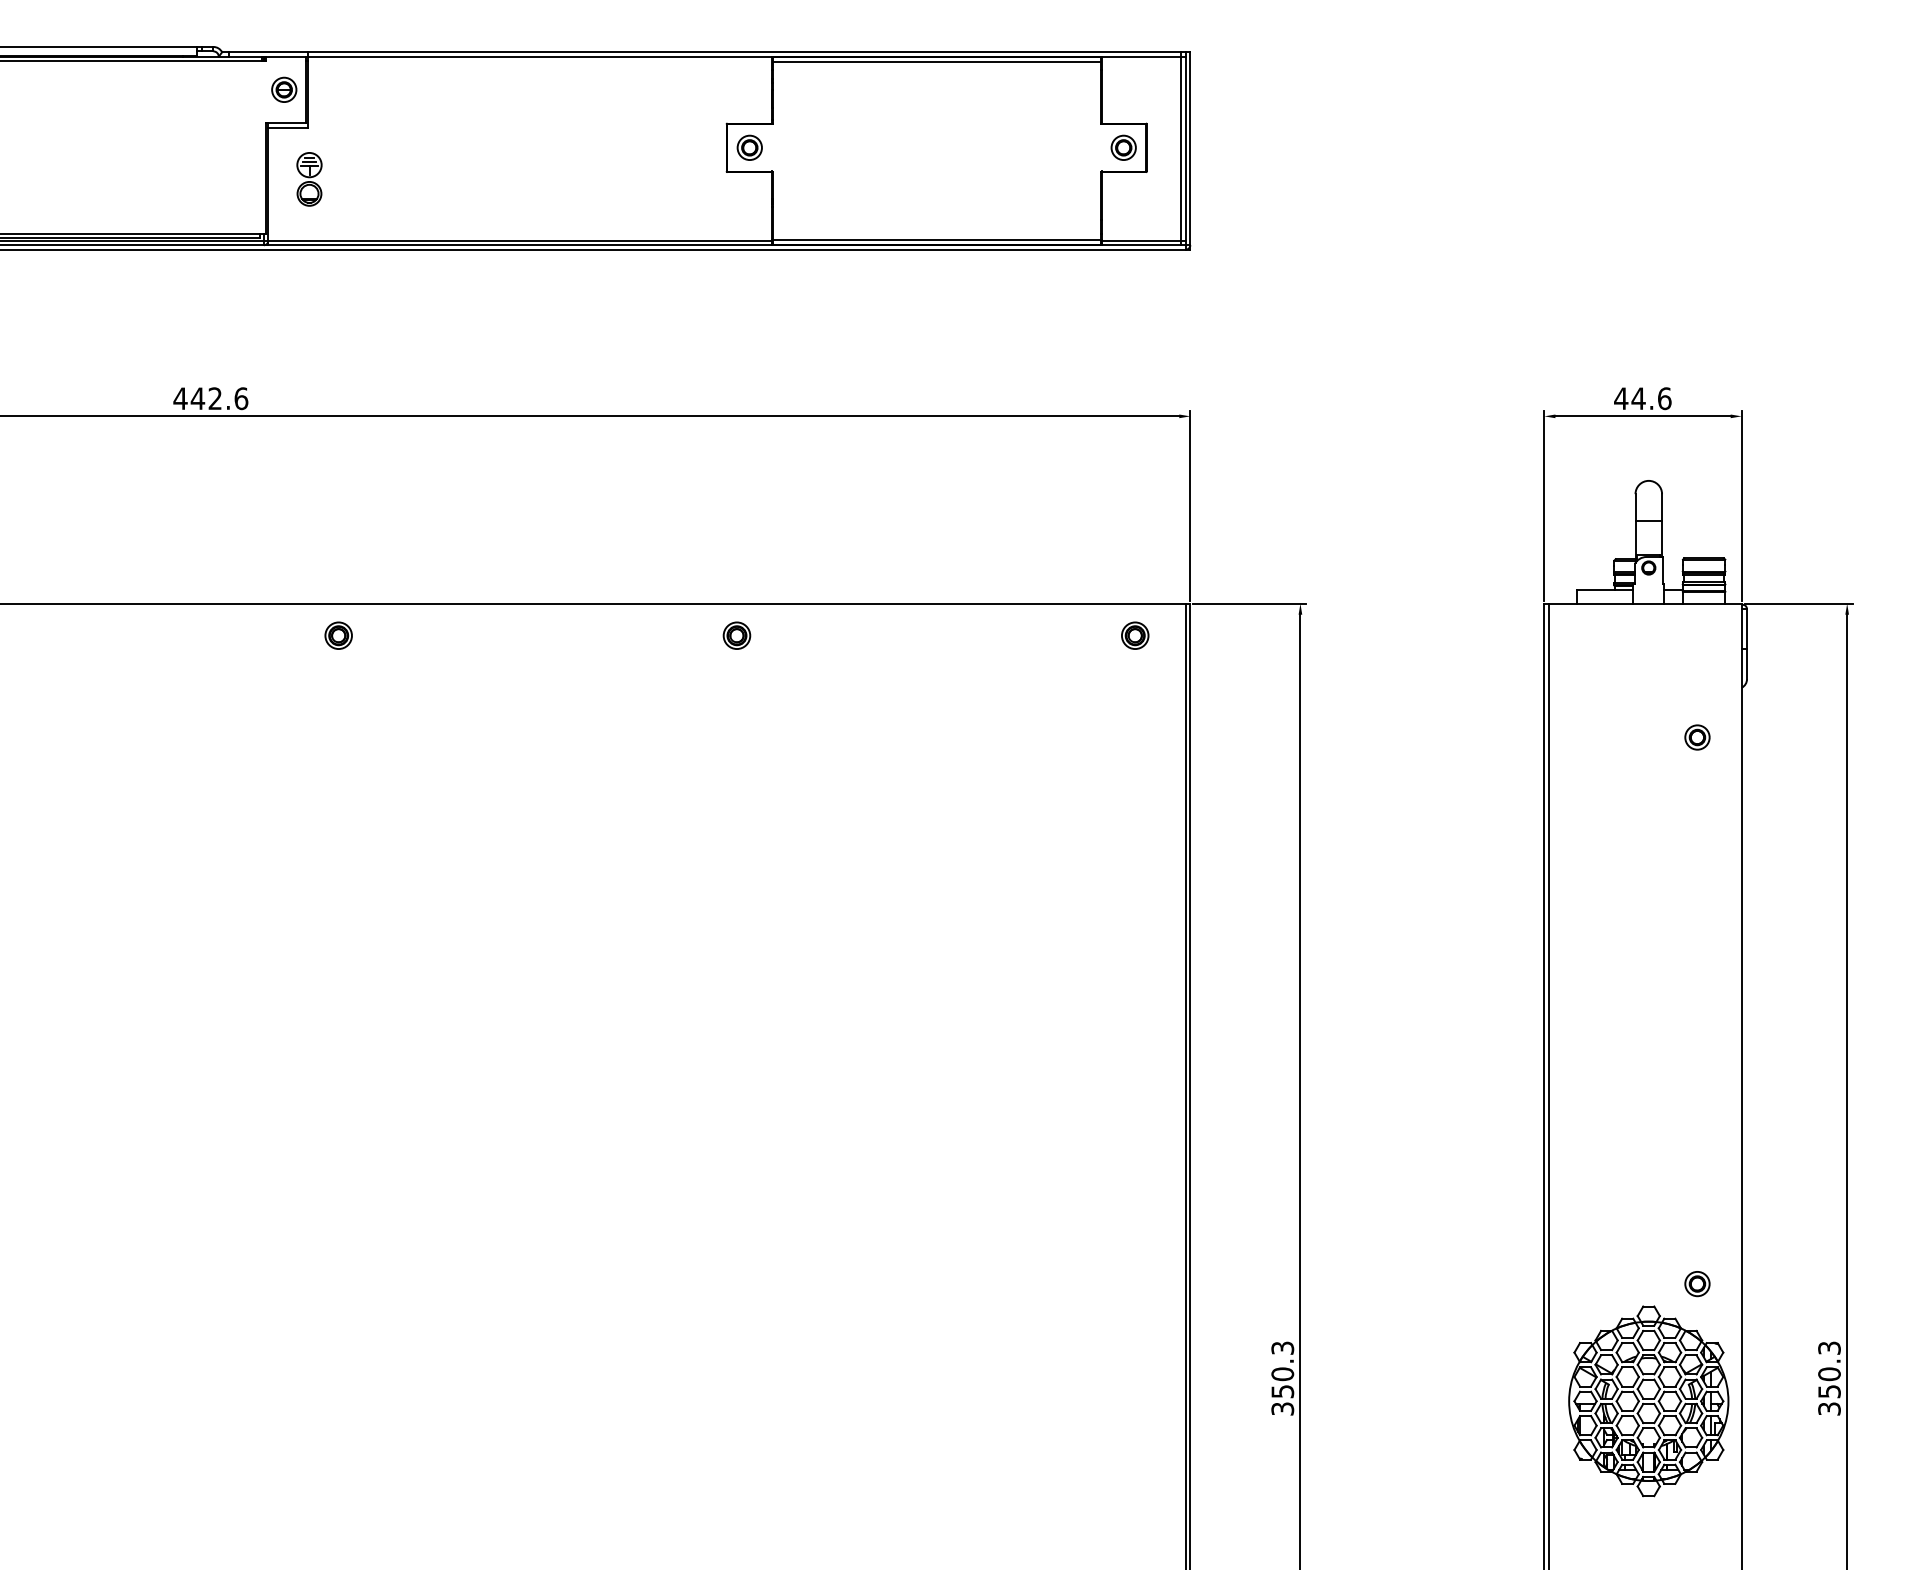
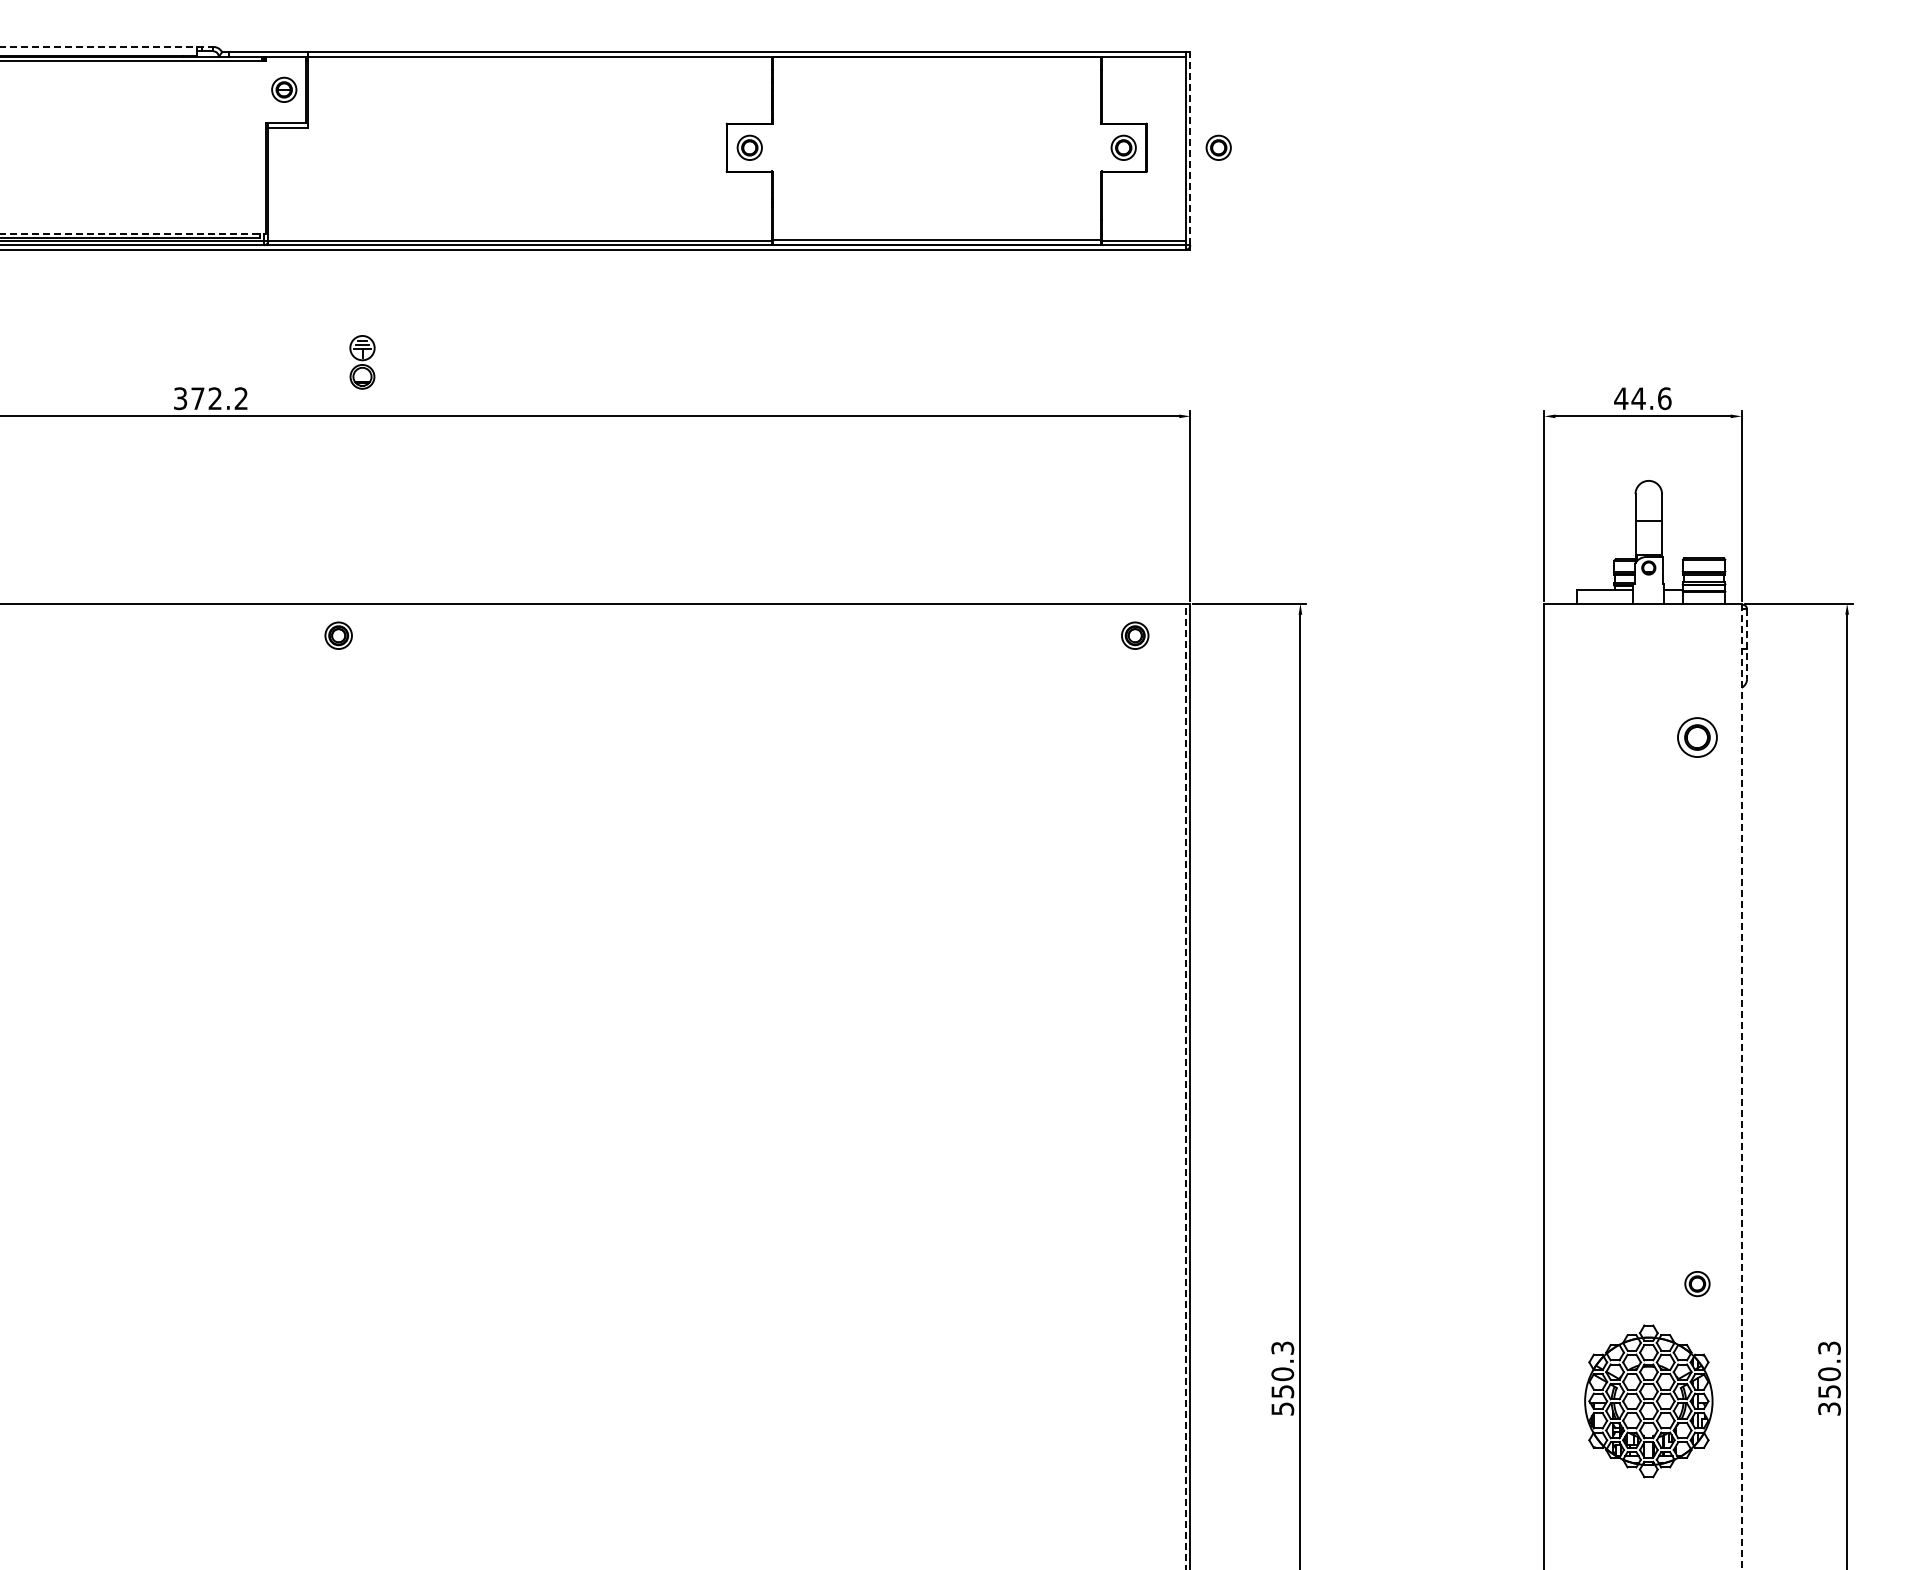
line: solid -> dashed (107, 46)
line: present -> none (936, 61)
part: none -> present (1218, 147)
line: present -> none (1181, 148)
line: solid -> dashed (1190, 148)
part position: (309, 179) -> (362, 362) (362, 362)
line: solid -> dashed (133, 233)
text: 442.6 -> 372.2 (210, 398)
part: present -> none (736, 635)
line: solid -> dashed (1747, 644)
part size: 27x27 px -> 41x41 px (1697, 737)
line: present -> none (1548, 1084)
line: solid -> dashed (1185, 1086)
line: solid -> dashed (1741, 1086)
part size: 162x193 px -> 130x155 px (1648, 1401)
text: 350.3 -> 550.3 (1282, 1408)
